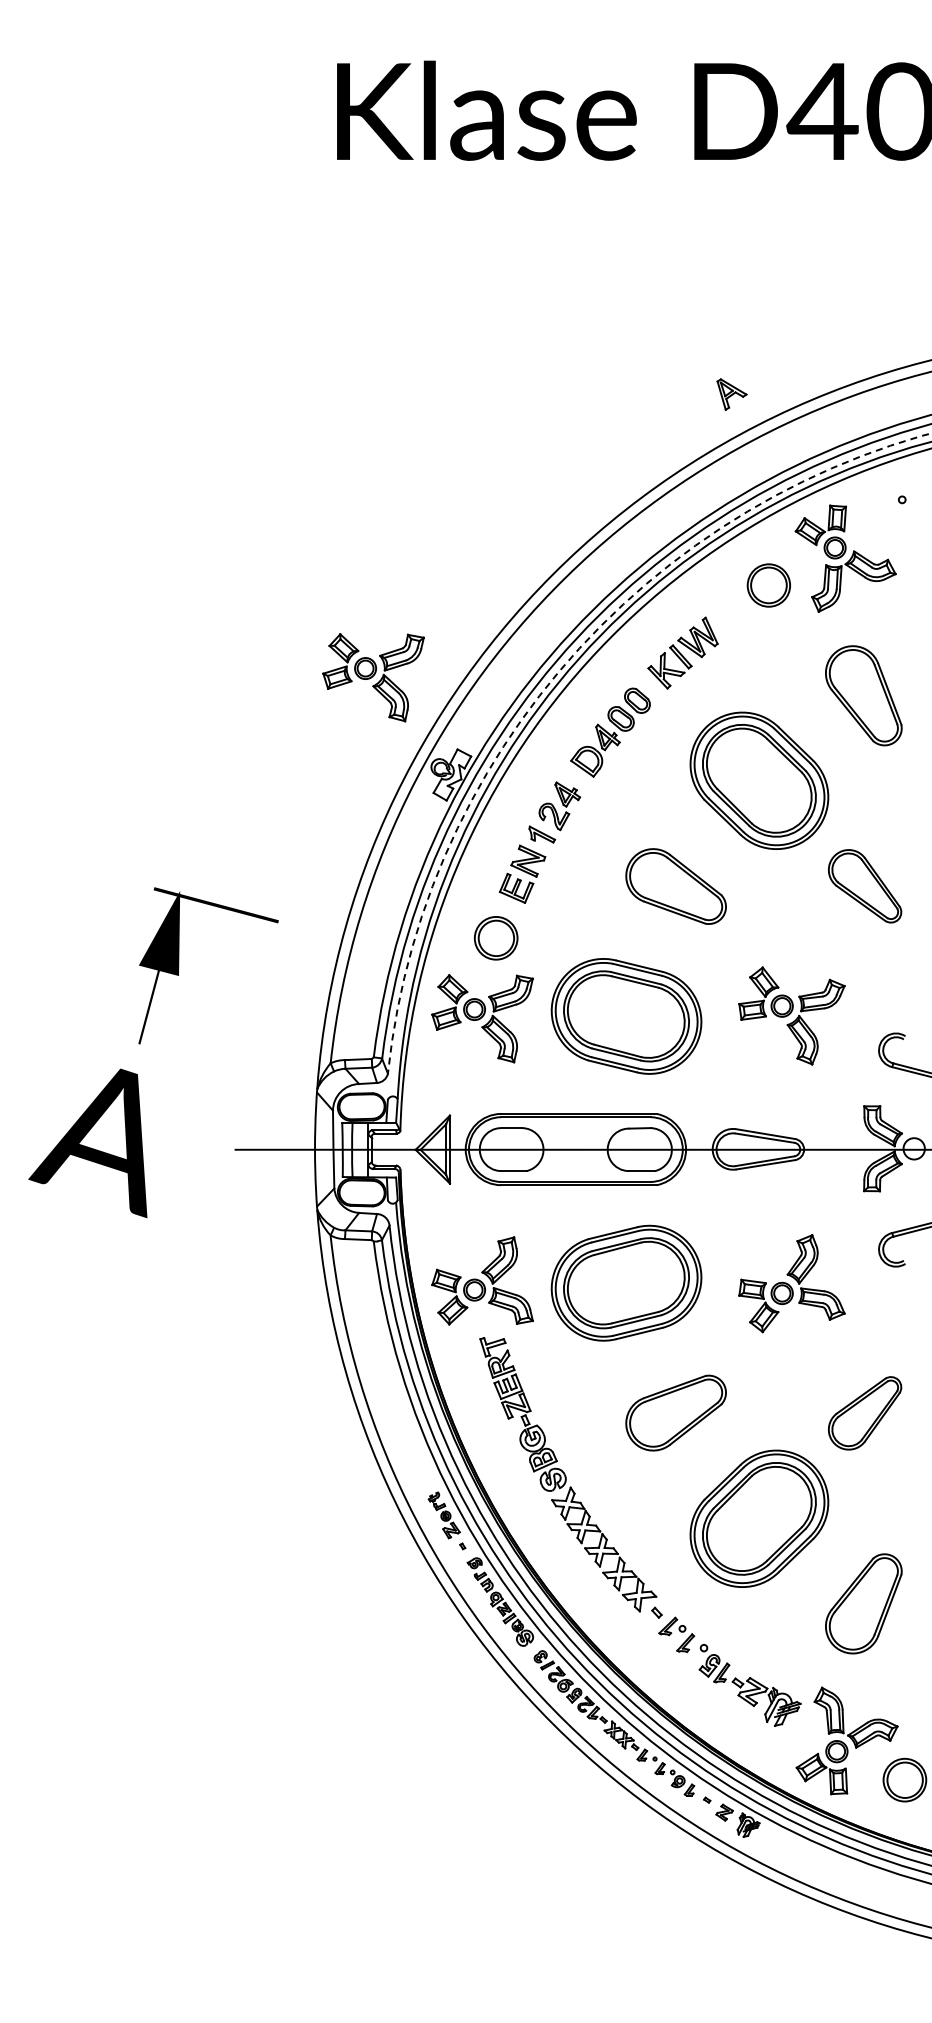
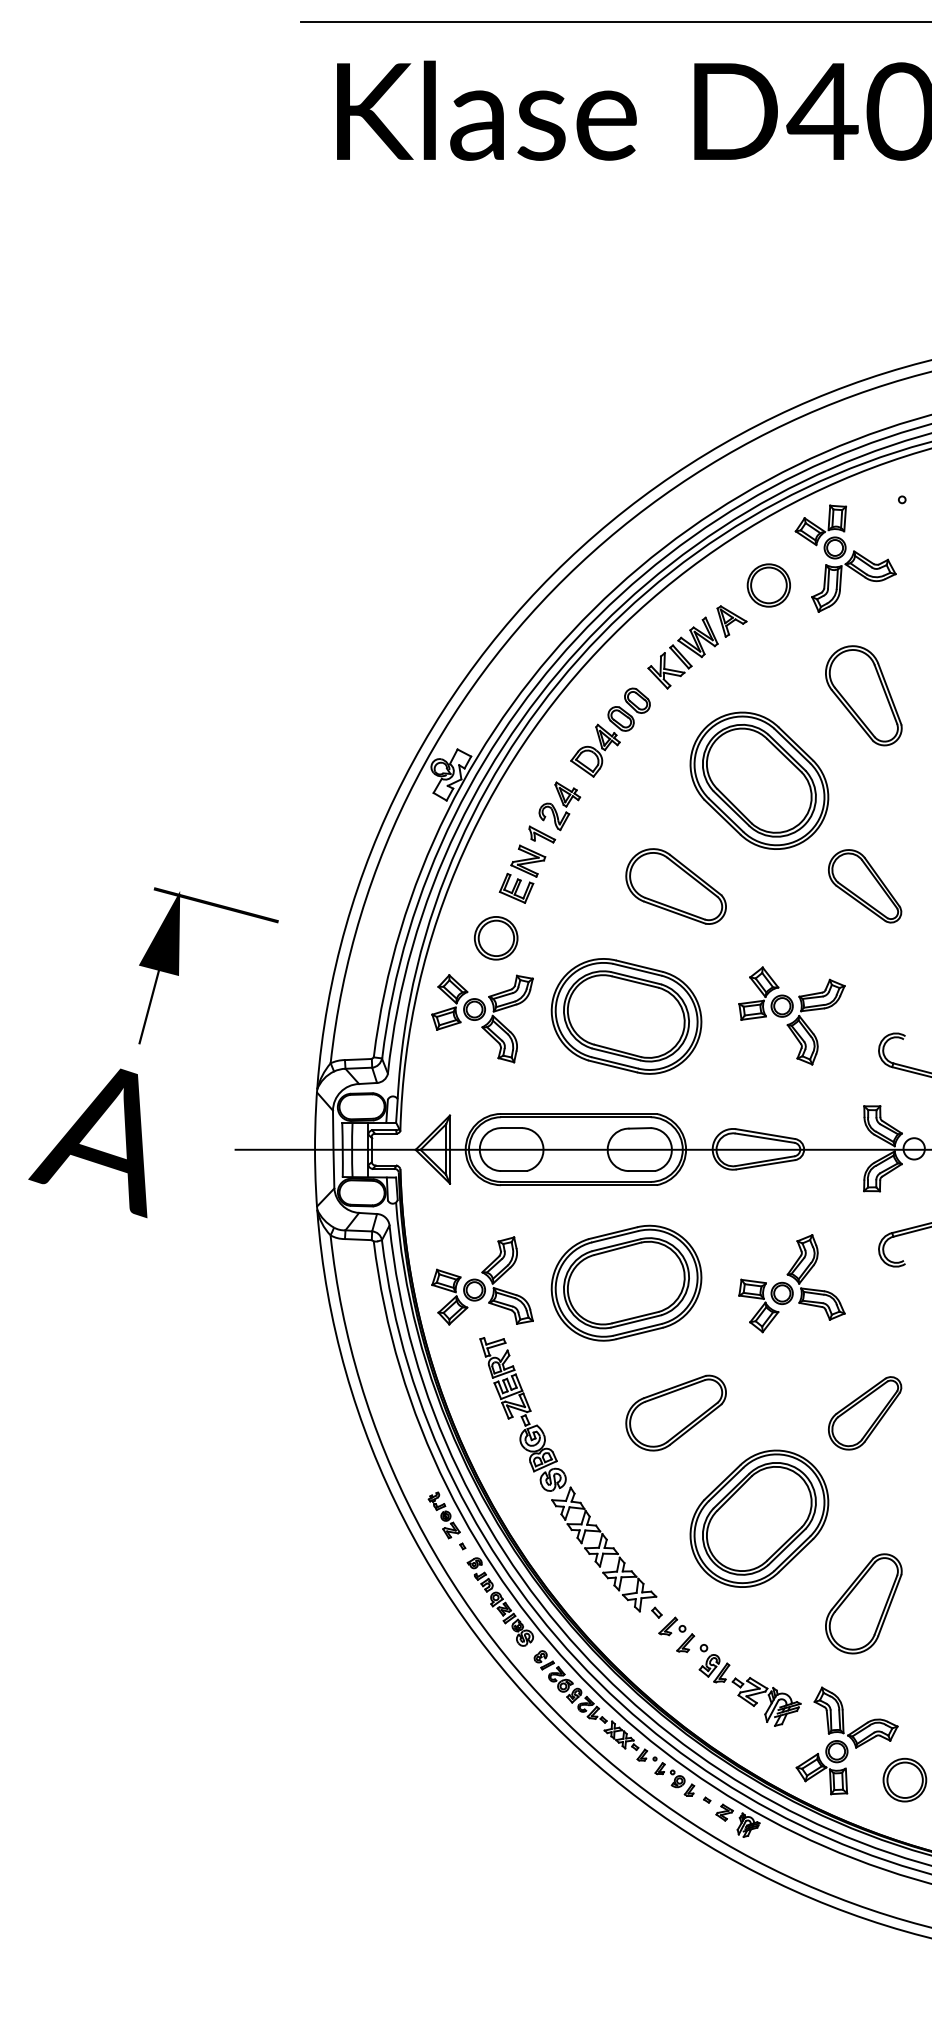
line: none -> present (614, 21)
part position: (731, 394) -> (731, 621) (731, 621)
arc: dashed -> solid (560, 670)
part: present -> none (373, 677)
